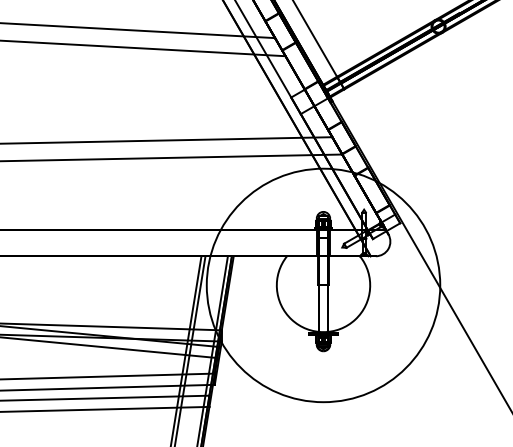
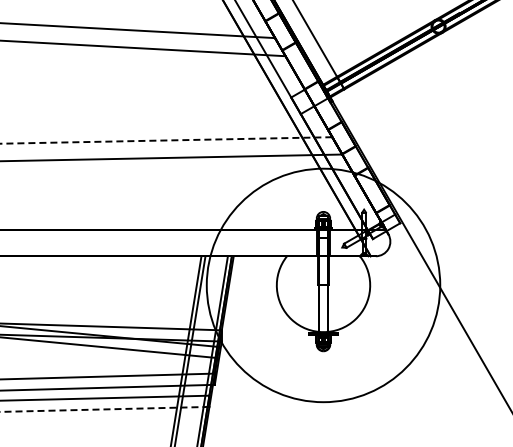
line: solid -> dashed (166, 140)
line: solid -> dashed (104, 409)
